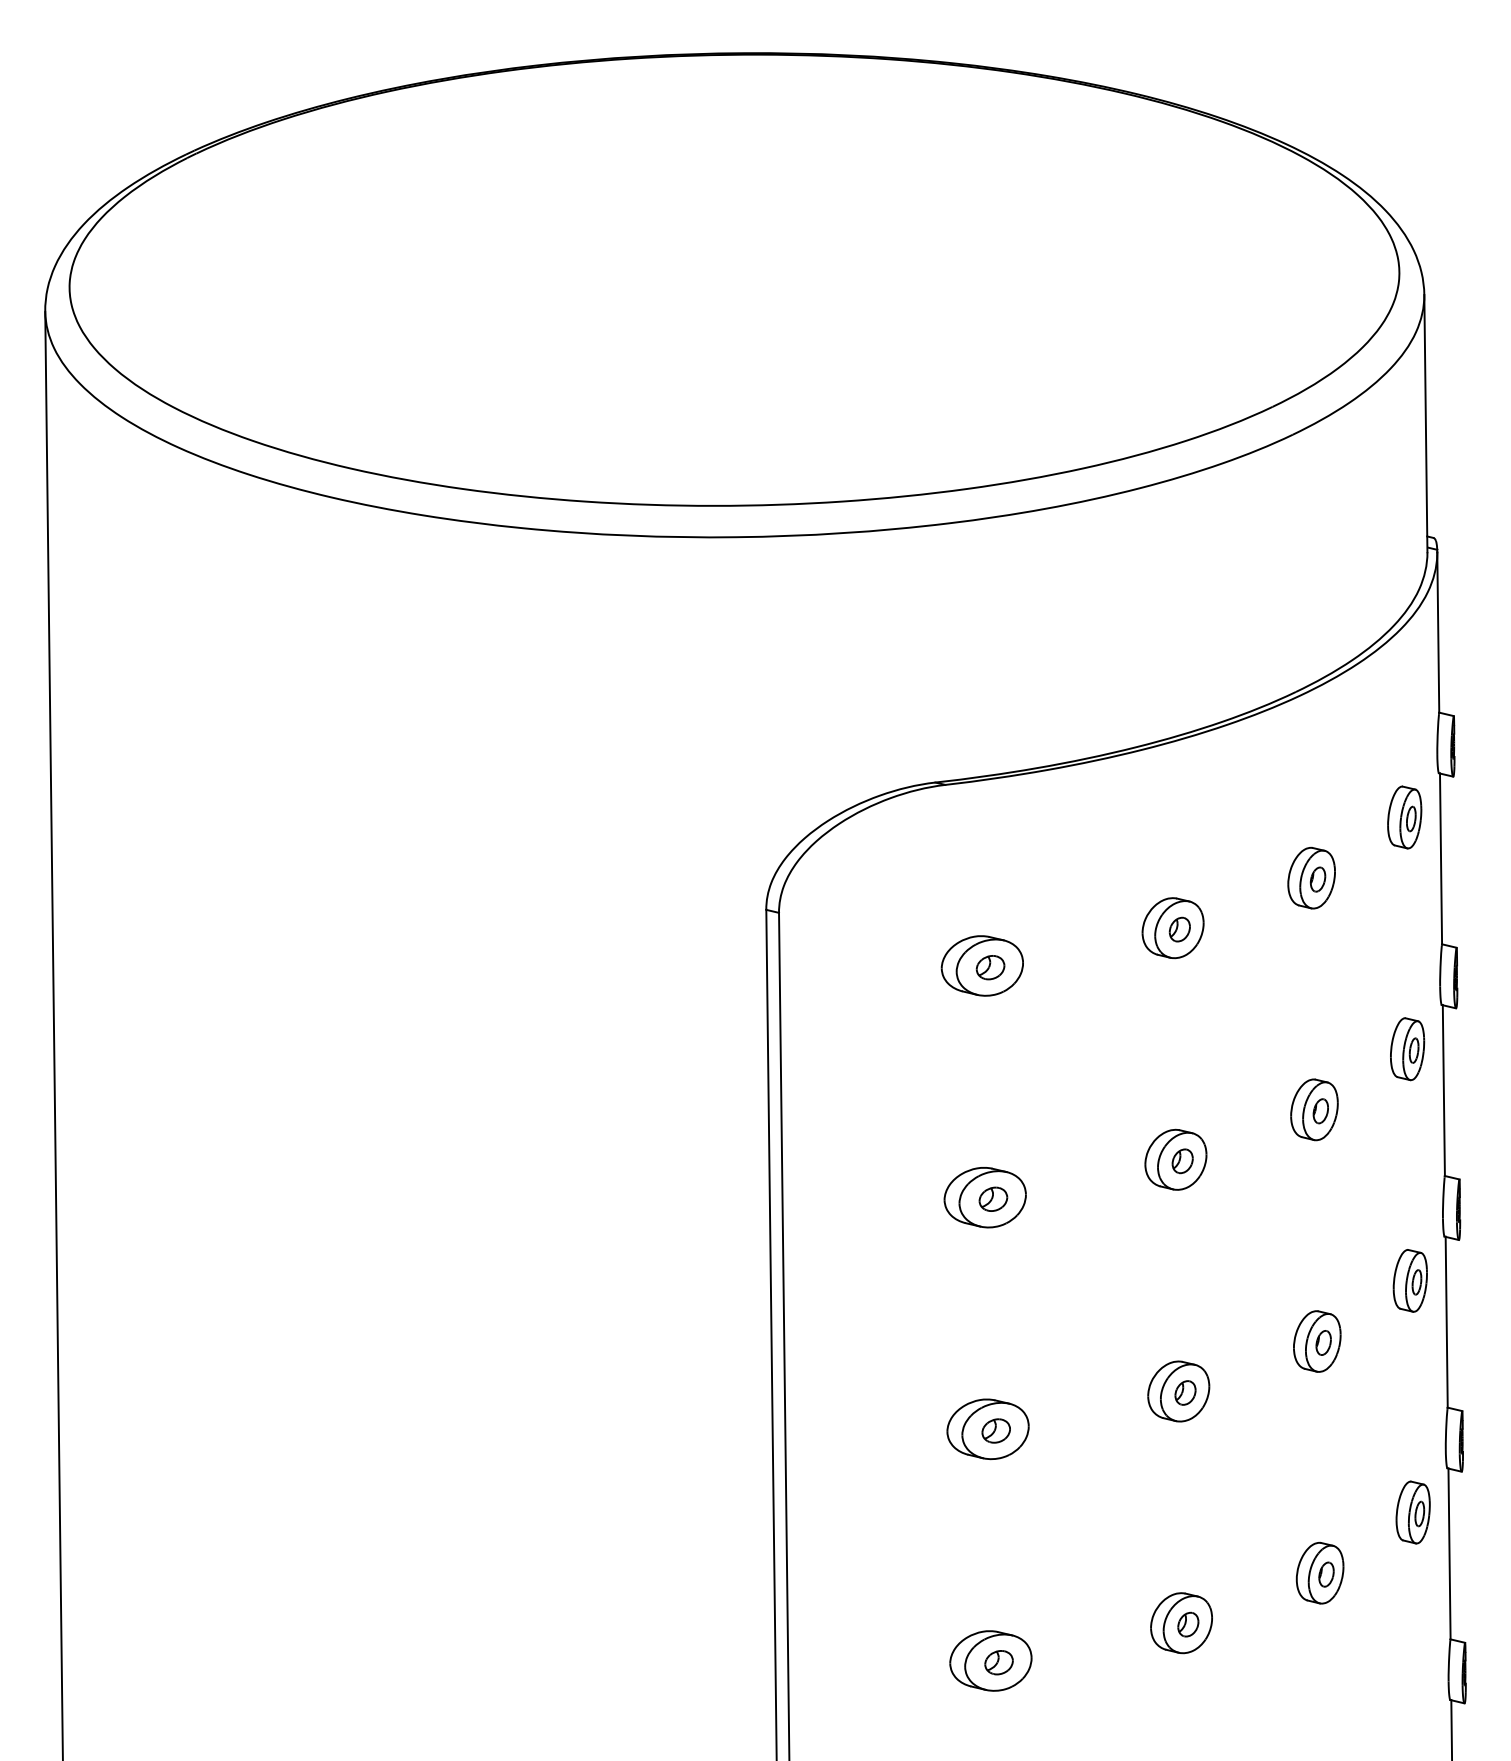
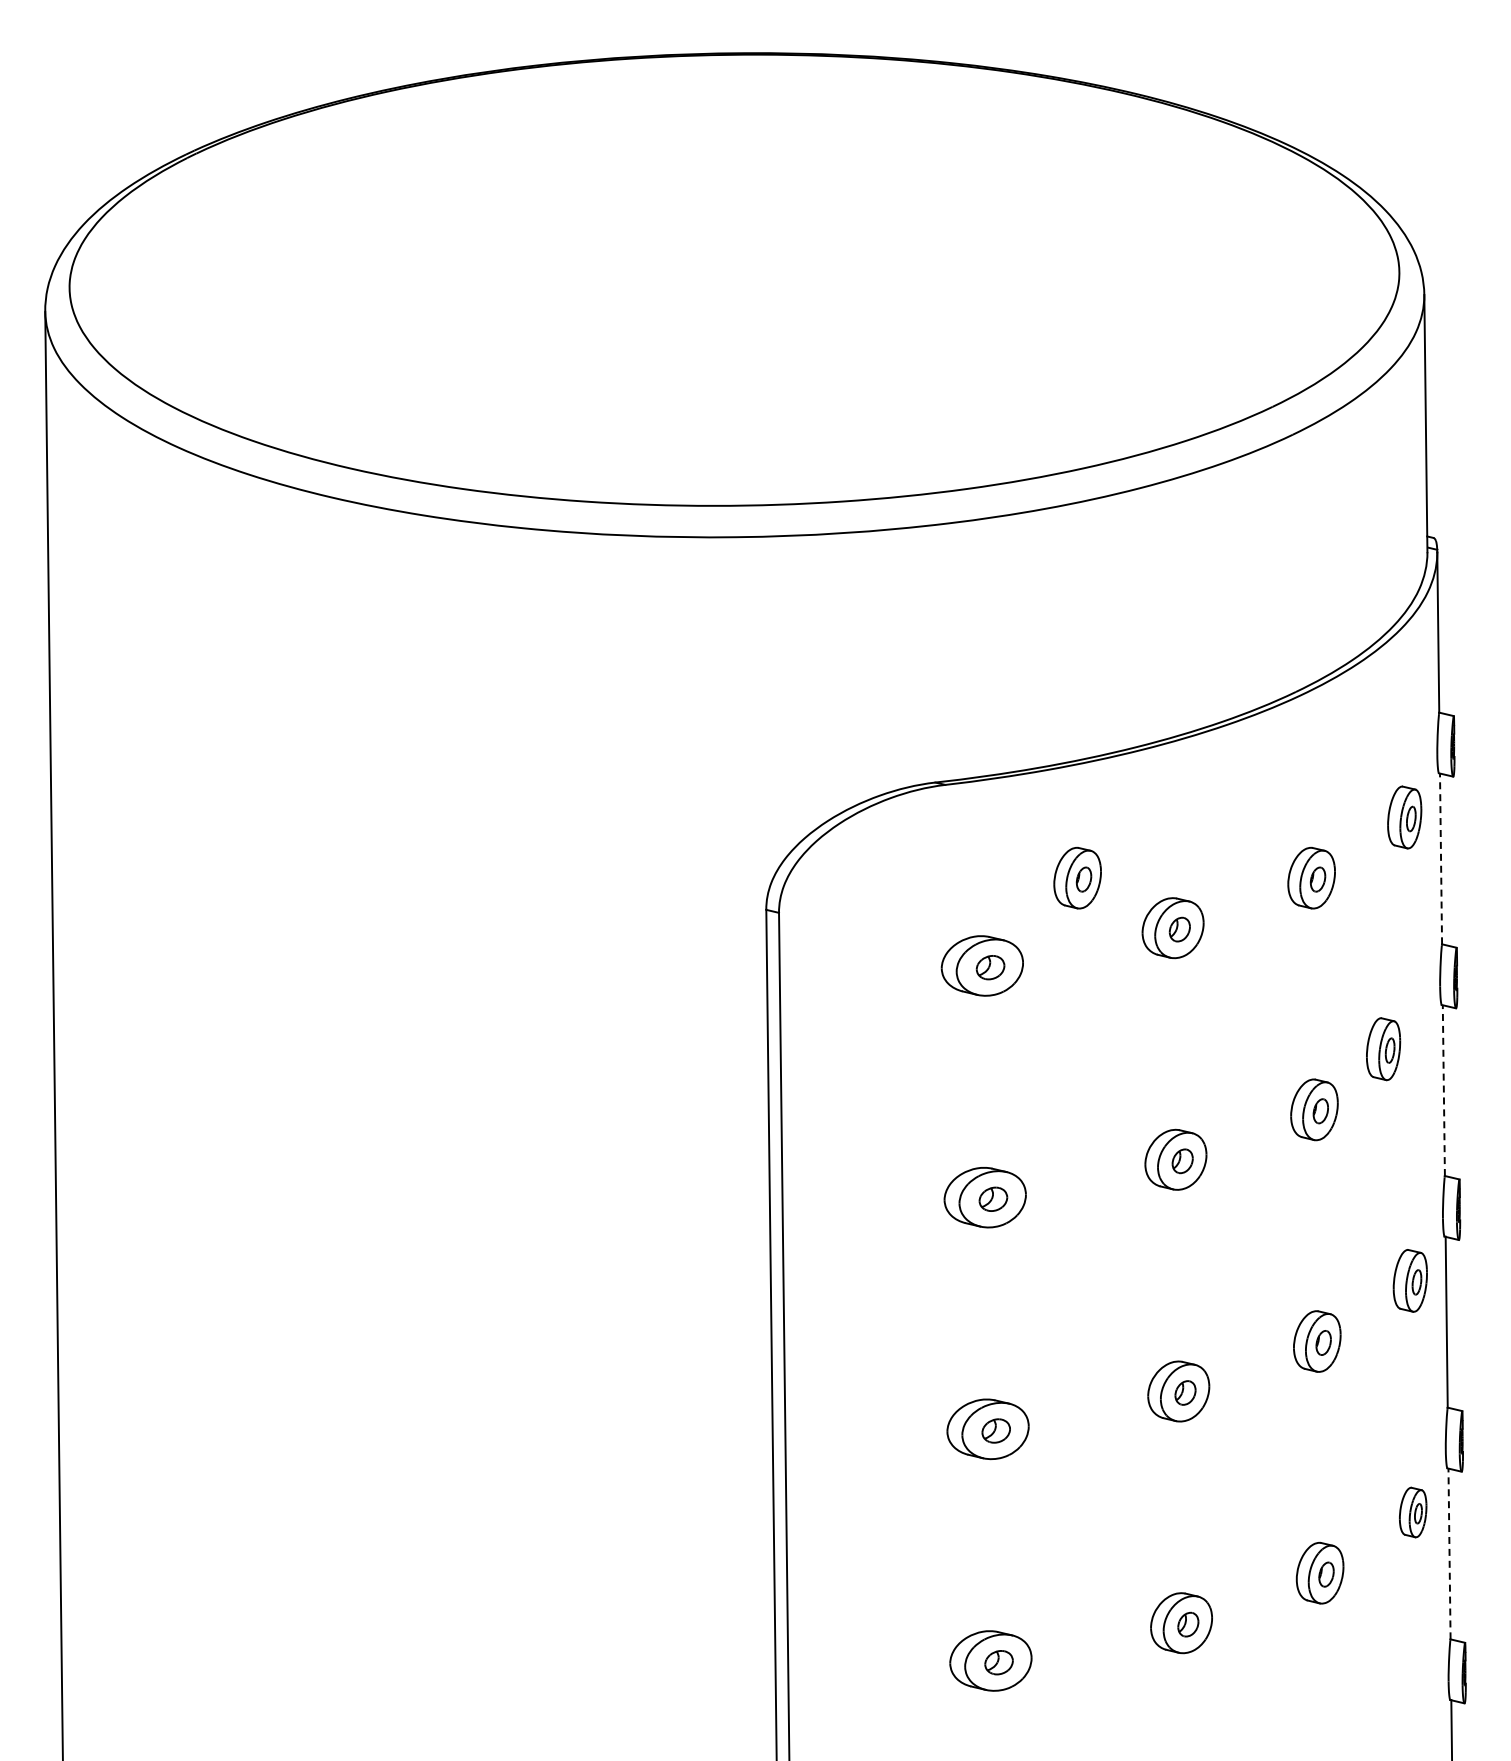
line: solid -> dashed (1441, 858)
part: none -> present (1077, 877)
part position: (1407, 1049) -> (1383, 1049) (1383, 1049)
line: solid -> dashed (1443, 1090)
part size: 36x65 px -> 29x53 px (1413, 1512)
line: solid -> dashed (1449, 1553)
